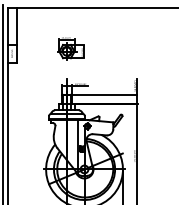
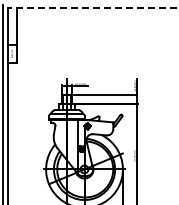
line: solid -> dashed (92, 8)
part: present -> none (70, 48)
